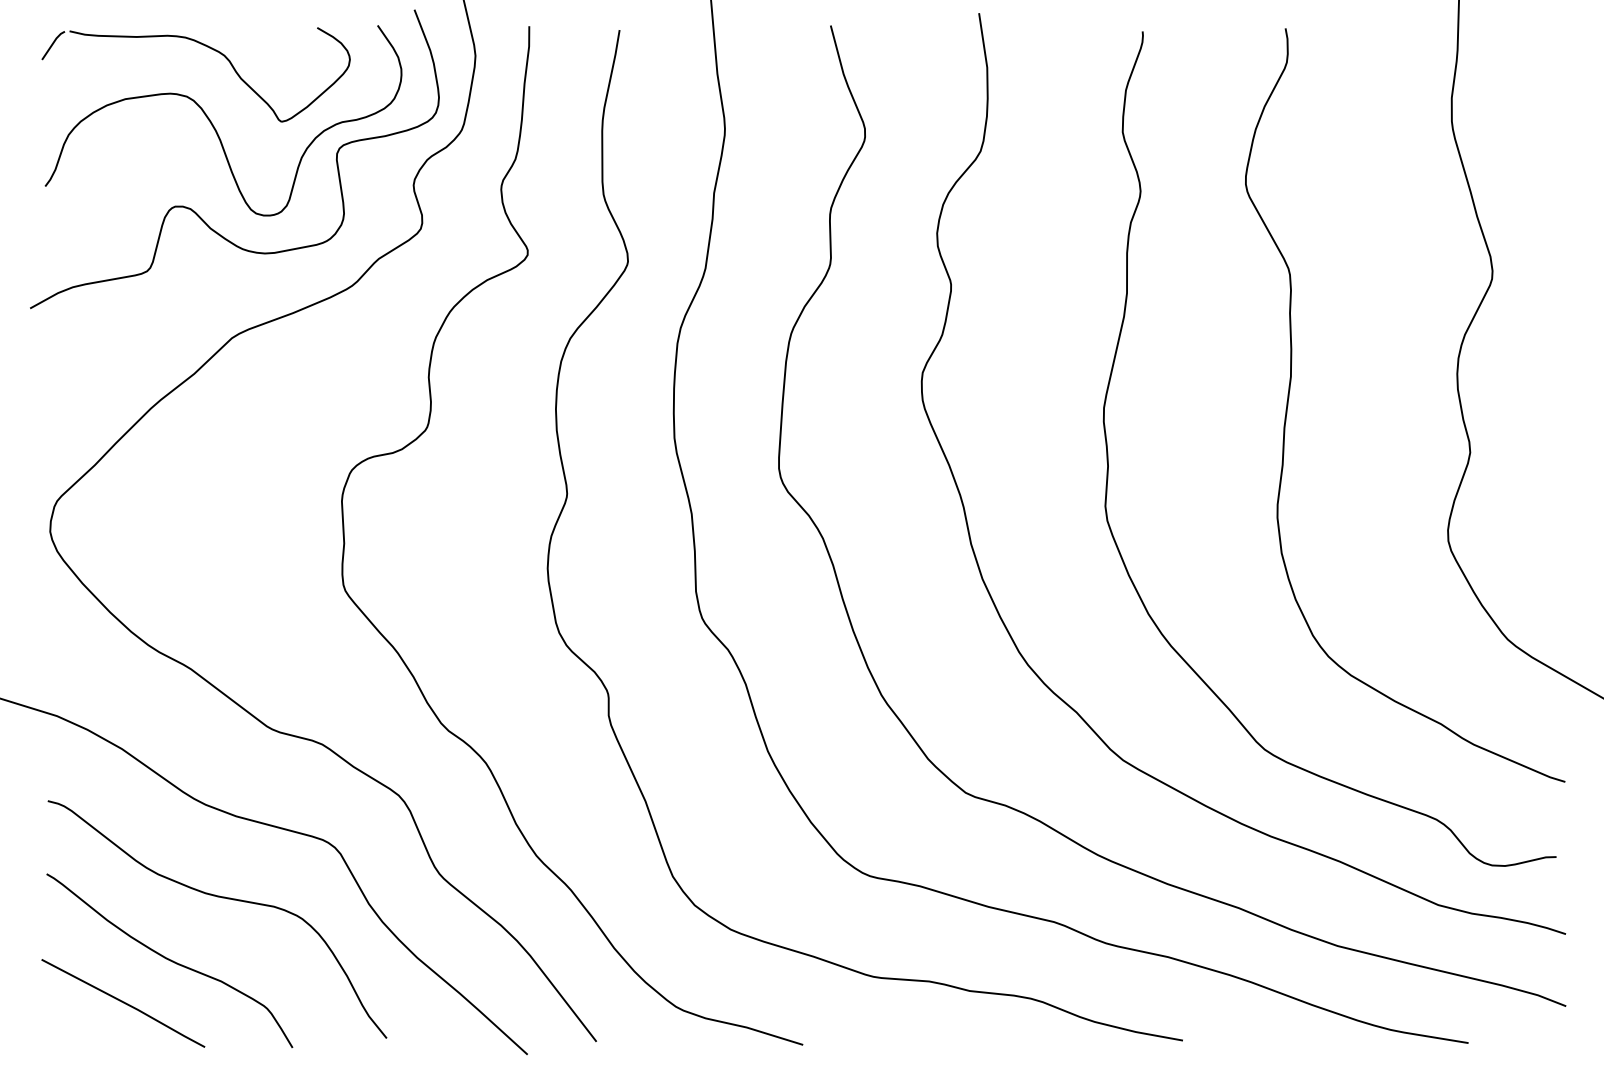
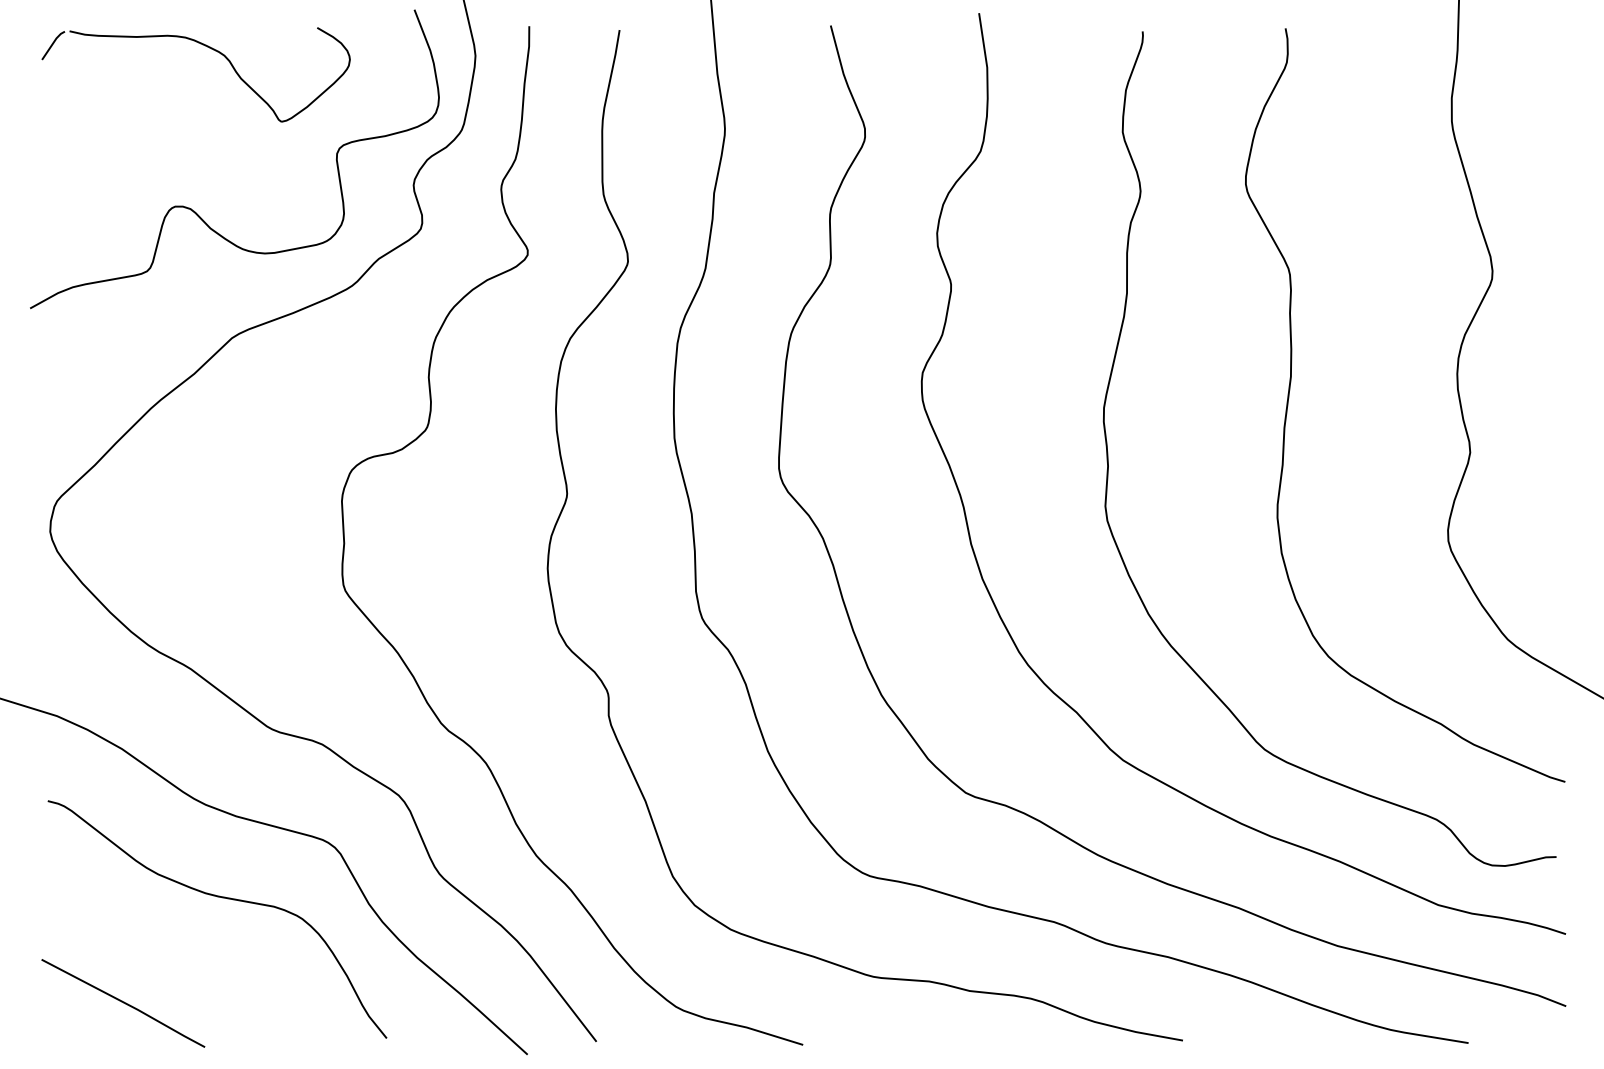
curve: present -> none (213, 124)
curve: present -> none (169, 960)
